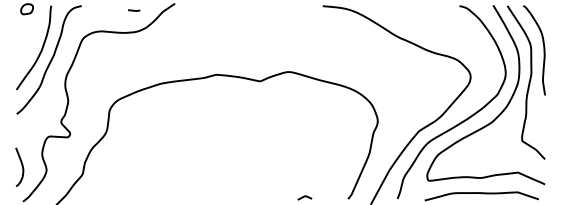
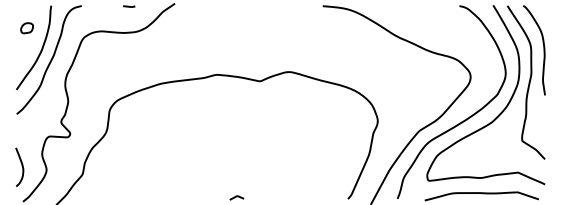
part position: (26, 9) -> (26, 28) (26, 28)
curve position: (134, 10) -> (129, 6) (129, 6)
line position: (304, 197) -> (236, 197) (236, 197)
